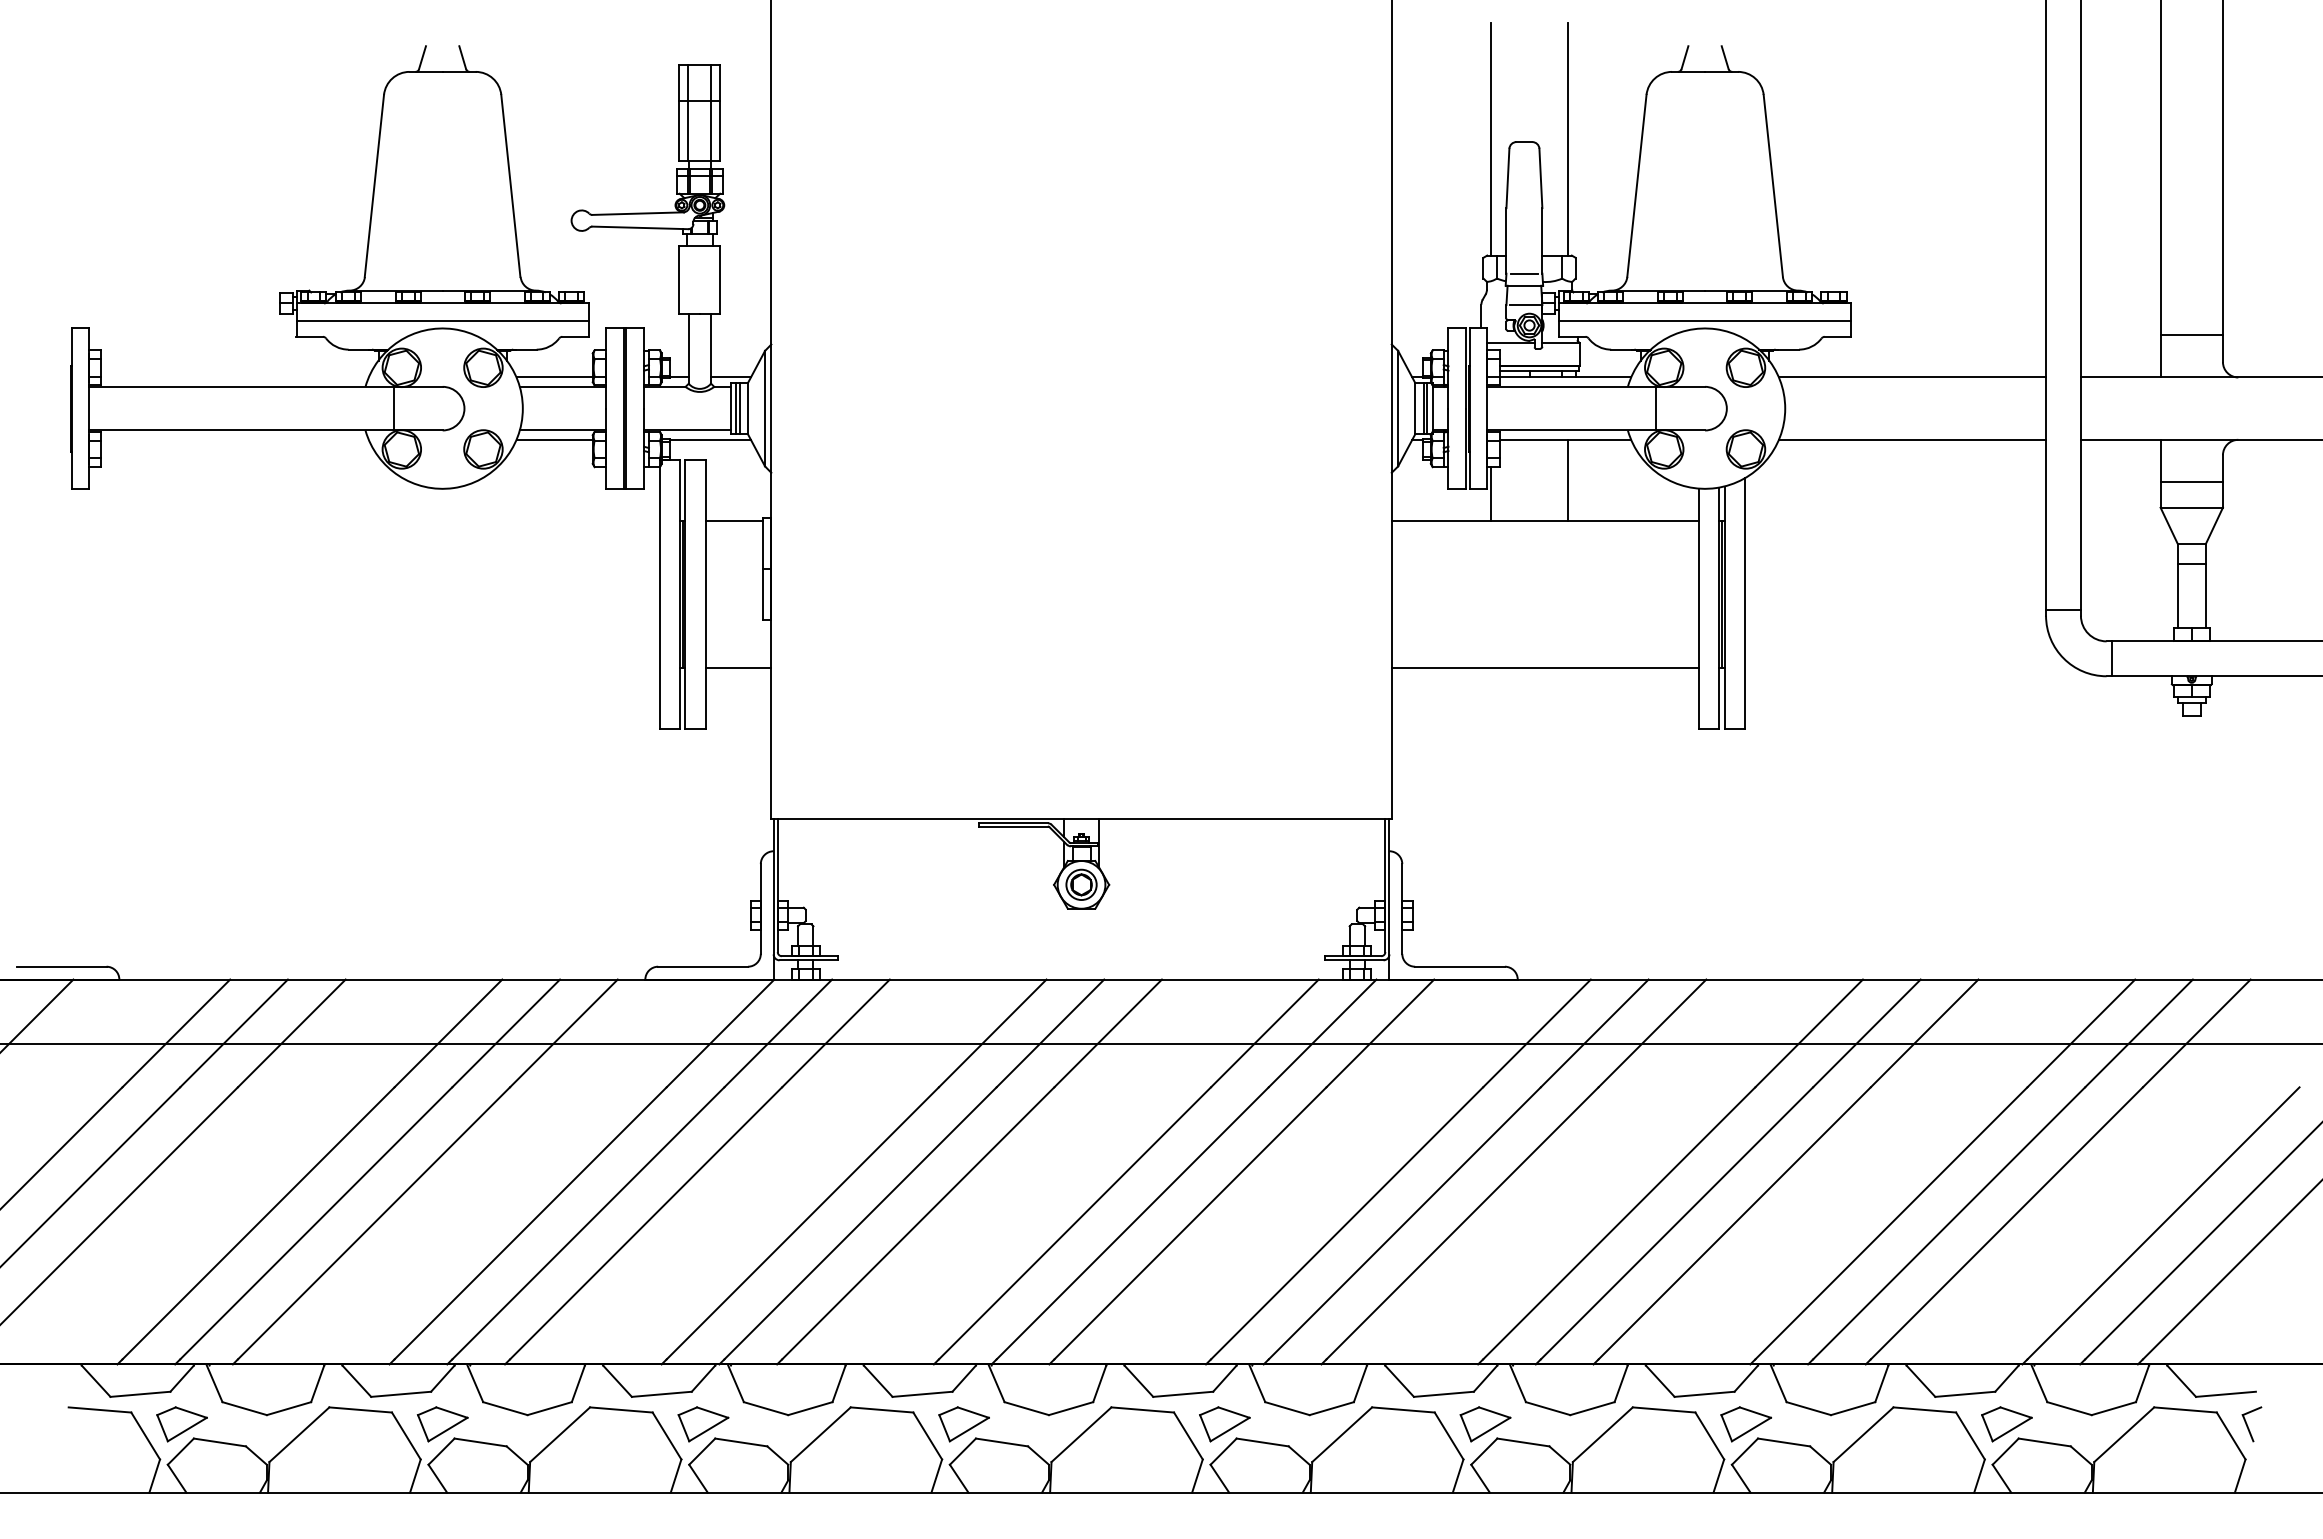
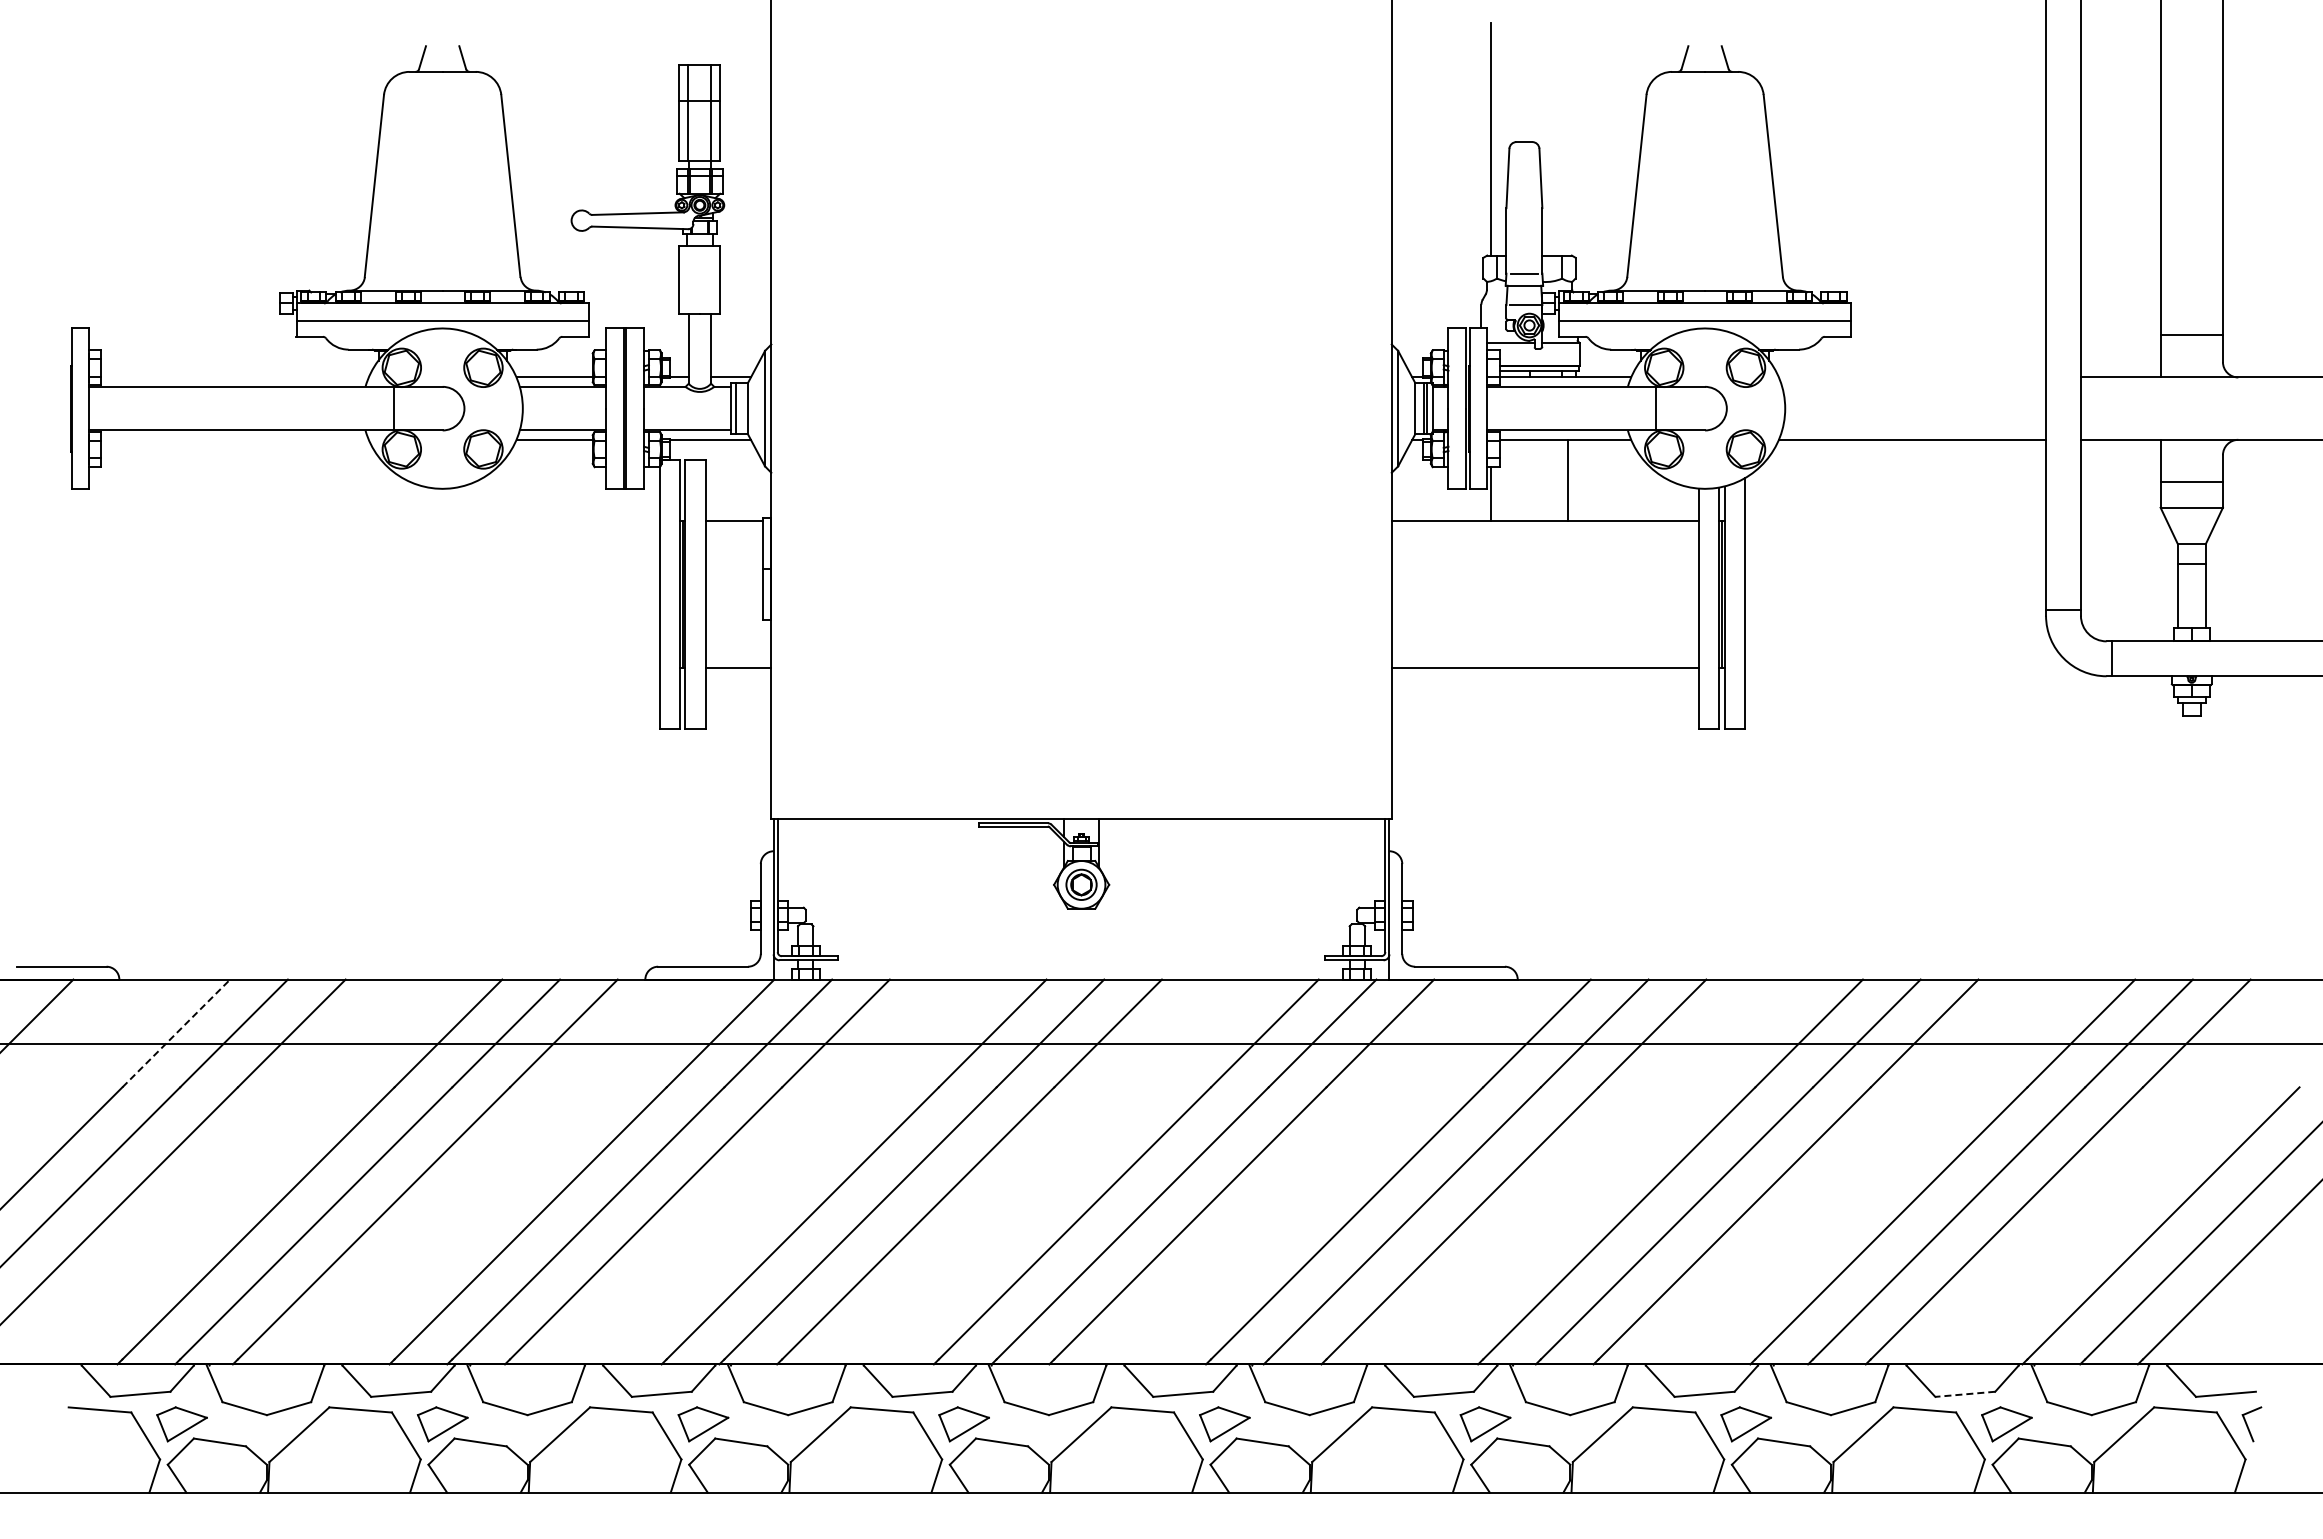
line: present -> none (1568, 139)
line: present -> none (1912, 377)
line: present -> none (739, 408)
line: solid -> dashed (176, 1033)
line: solid -> dashed (1964, 1394)
